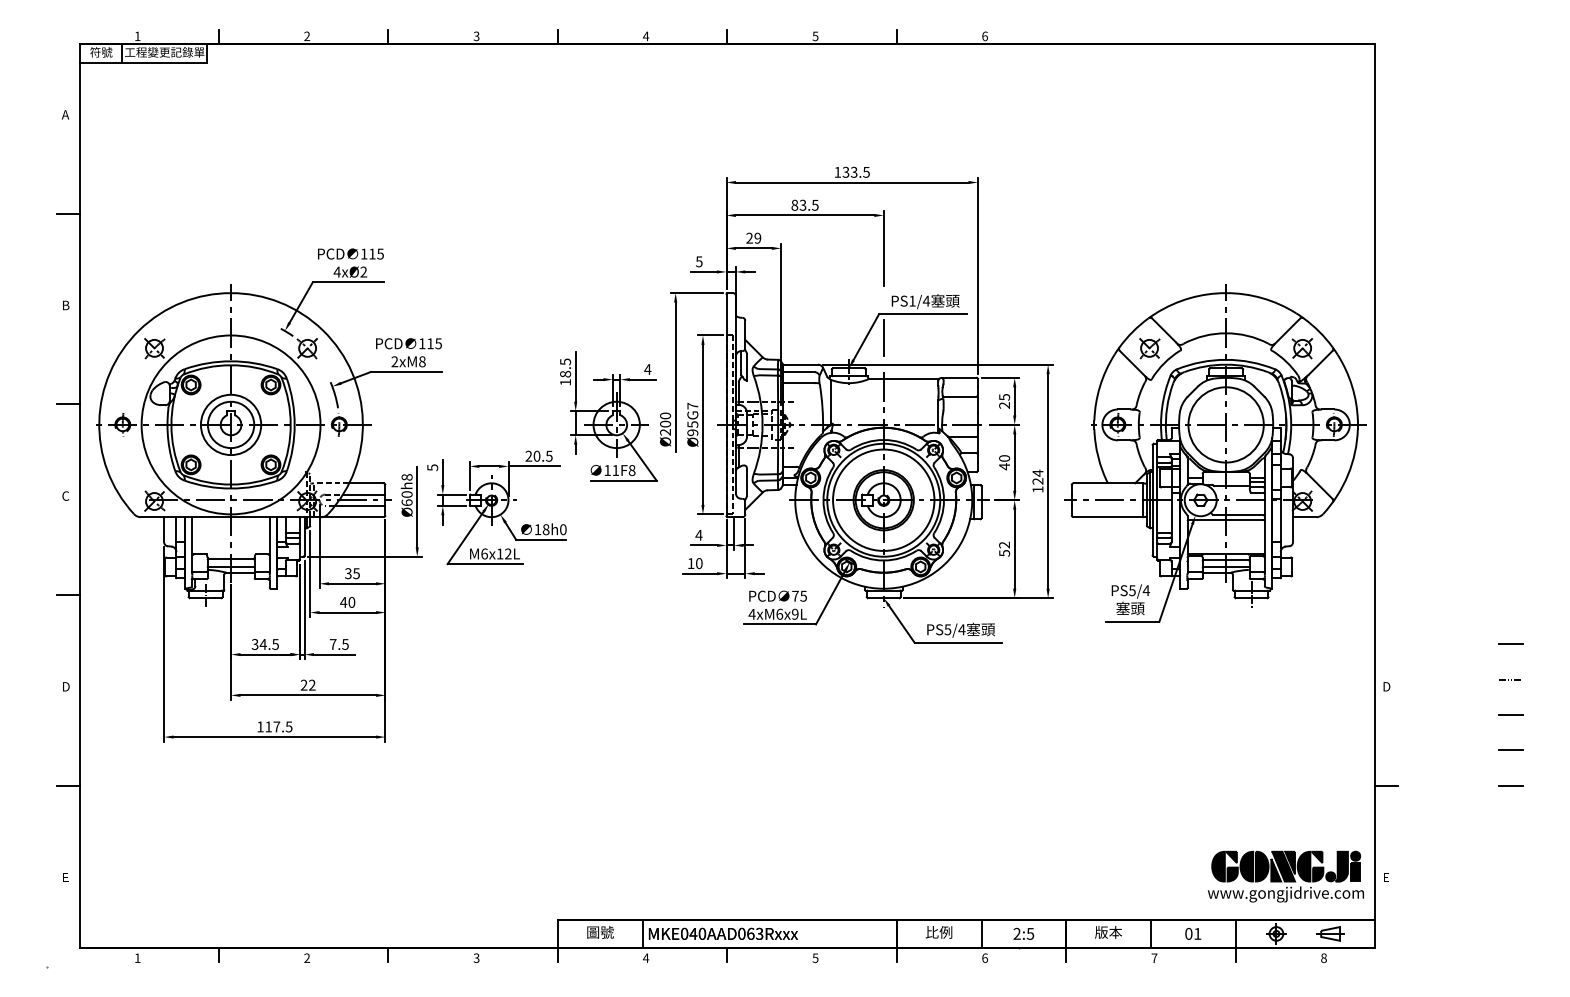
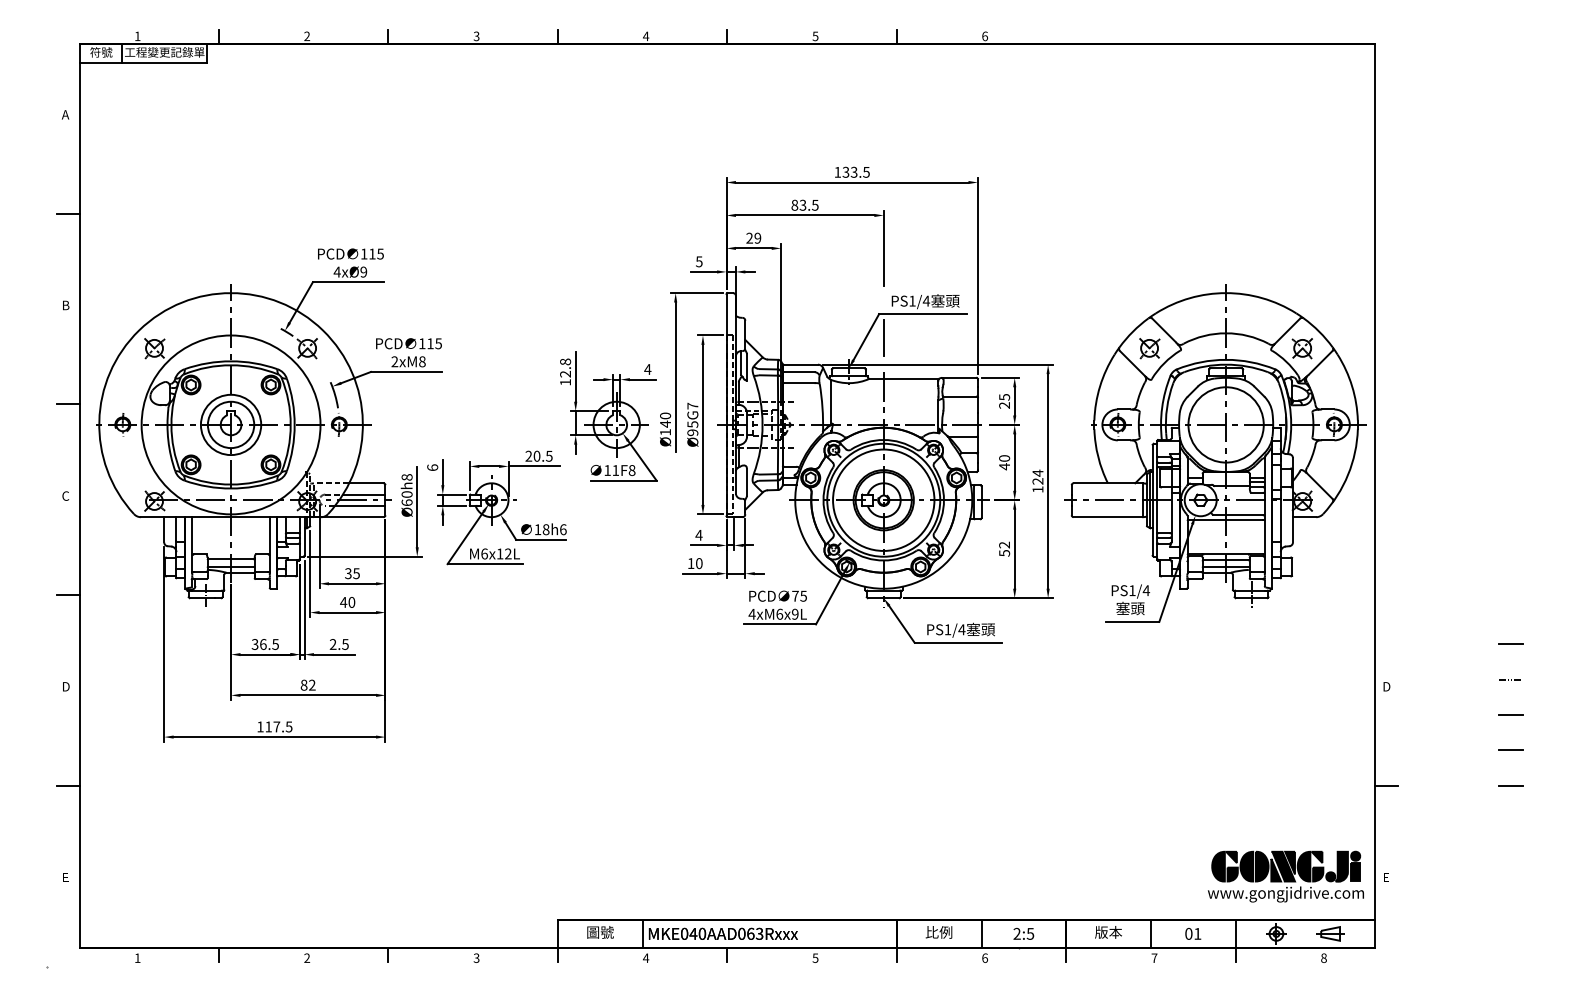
text: 4xØ2 -> 4xØ9 (363, 272)
text: 18.5 -> 12.8 (565, 367)
text: Ø200 -> Ø140 (665, 427)
text: 5 -> 6 (432, 467)
text: 18h0 -> 18h6 (563, 529)
text: PS5/4 -> PS1/4 (1132, 590)
text: PS5/4 -> PS1/4 (947, 629)
text: 34.5 -> 36.5 (262, 644)
text: 7.5 -> 2.5 (332, 644)
text: 22 -> 82 (303, 684)
